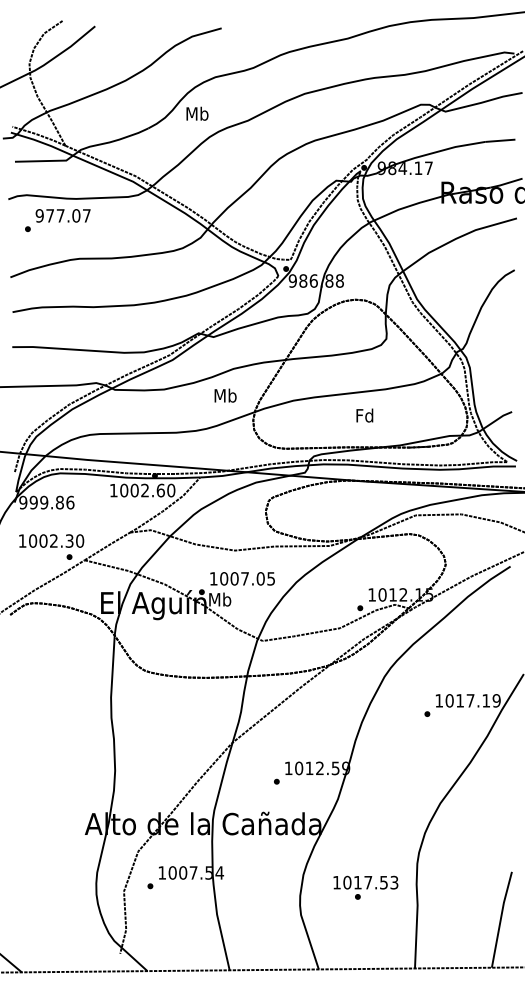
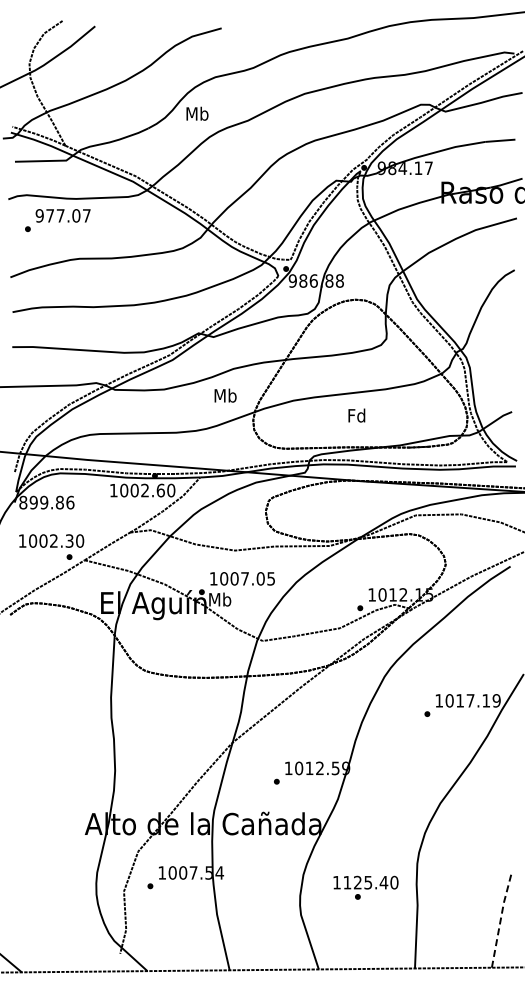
text position: (364, 415) -> (356, 415) (356, 415)
text: 999.86 -> 899.86 (23, 502)
text: 1017.53 -> 1125.40 (370, 882)
line: solid -> dashed (500, 919)
